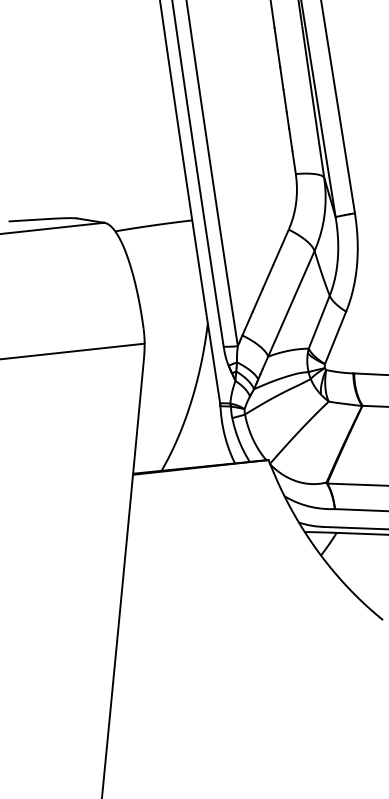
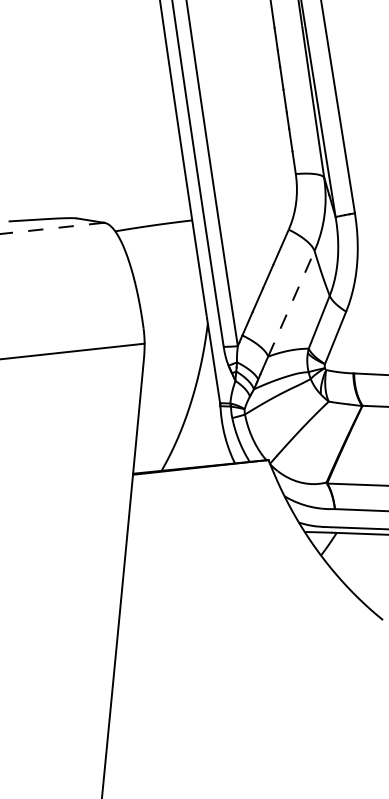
line: solid -> dashed (52, 228)
line: solid -> dashed (291, 303)
